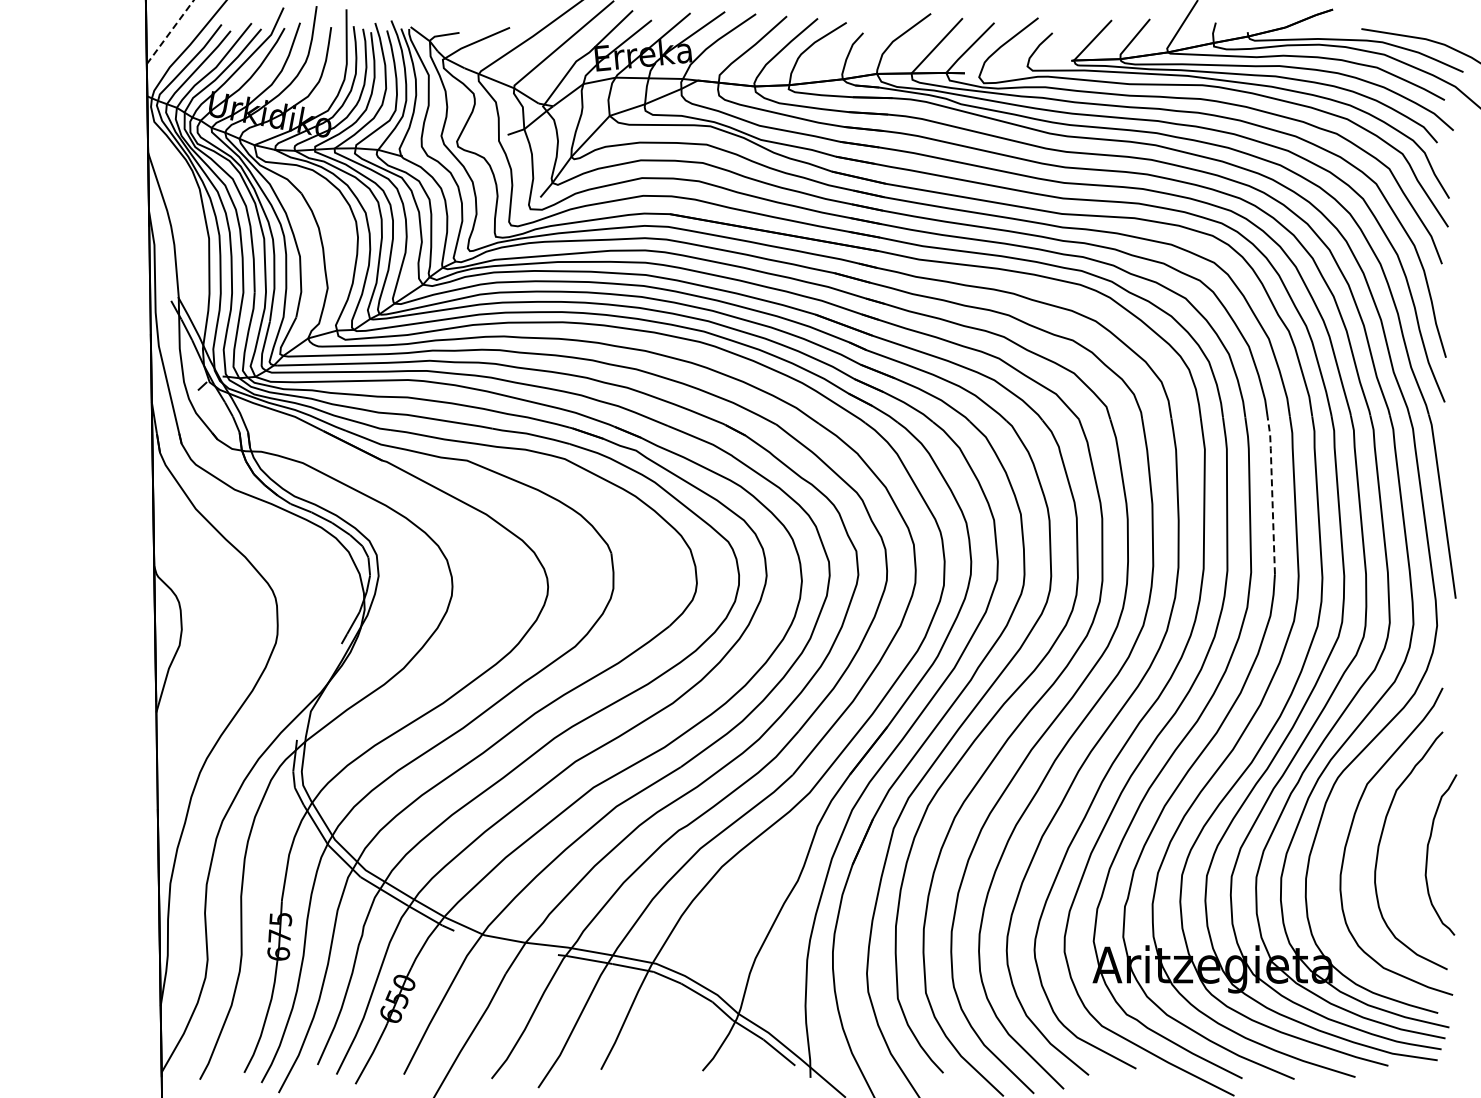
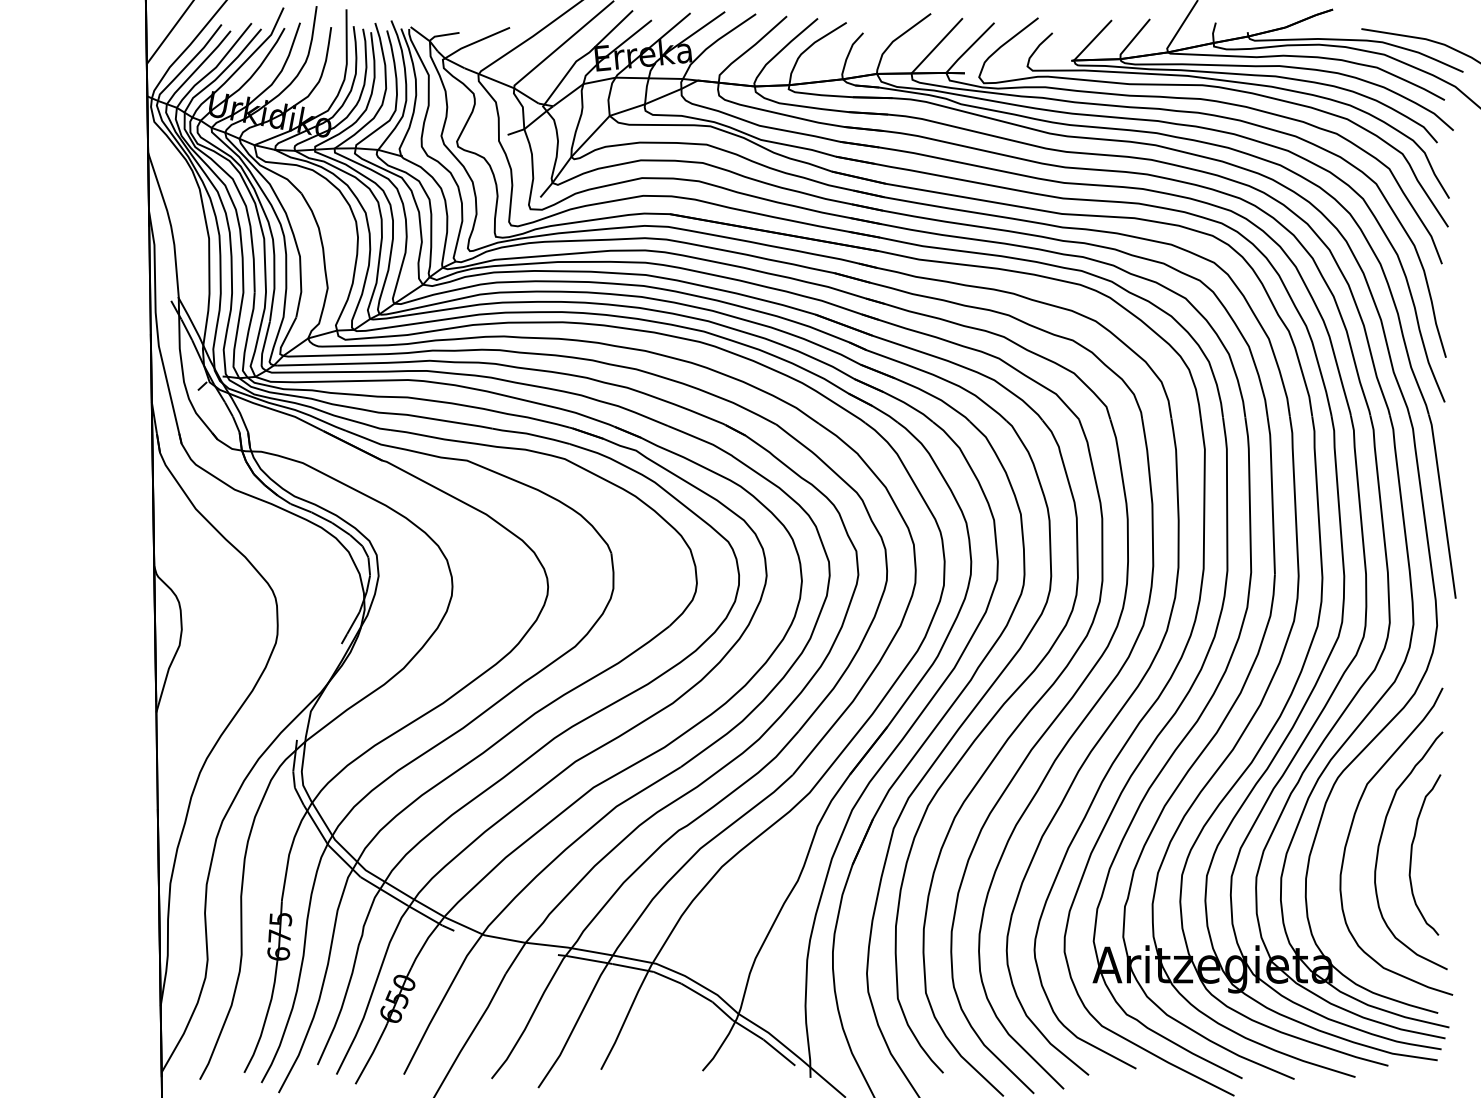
line: dashed -> solid (170, 32)
line: dashed -> solid (1272, 494)
curve position: (1428, 854) -> (1412, 854) (1412, 854)
